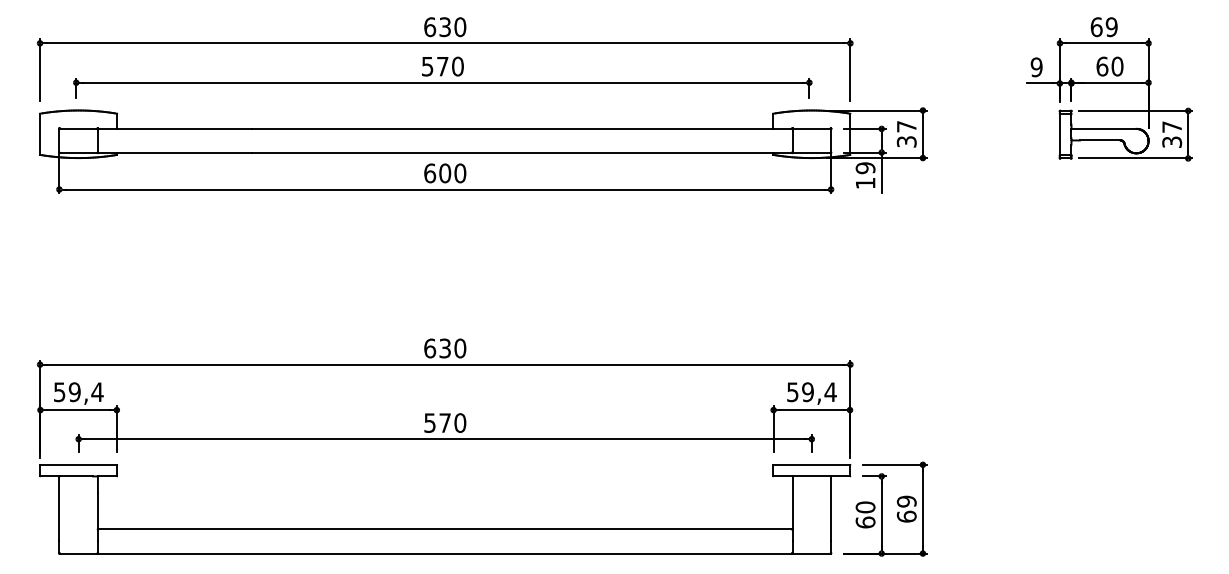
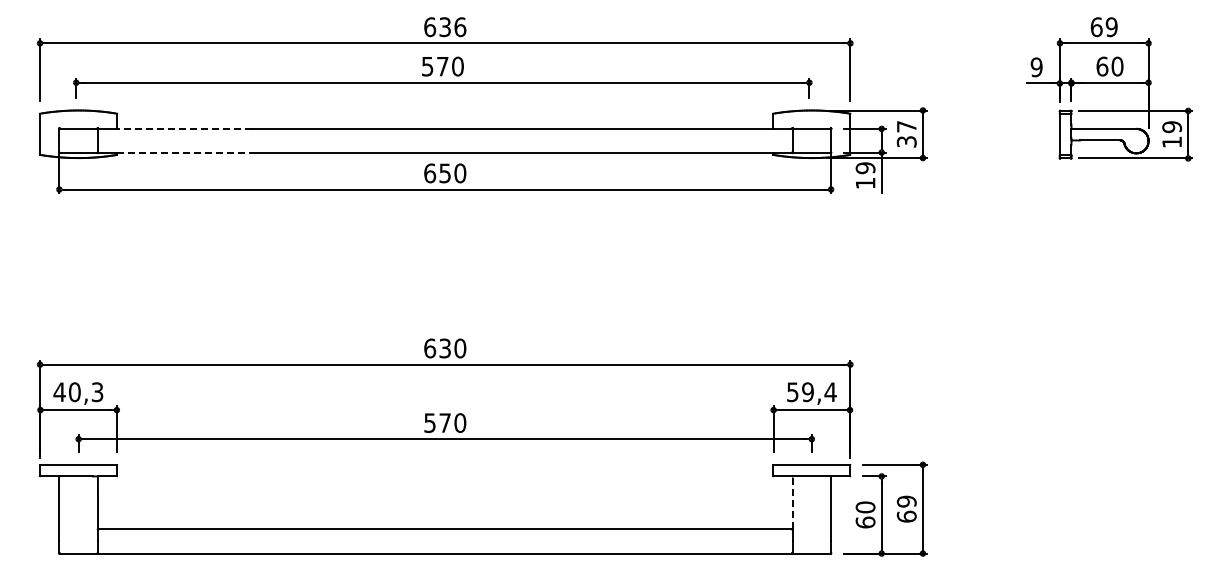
text: 630 -> 636 (460, 26)
line: solid -> dashed (184, 128)
text: 37 -> 19 (1172, 134)
line: solid -> dashed (184, 152)
text: 600 -> 650 (445, 173)
text: 59,4 -> 40,3 (78, 392)
line: solid -> dashed (792, 502)
